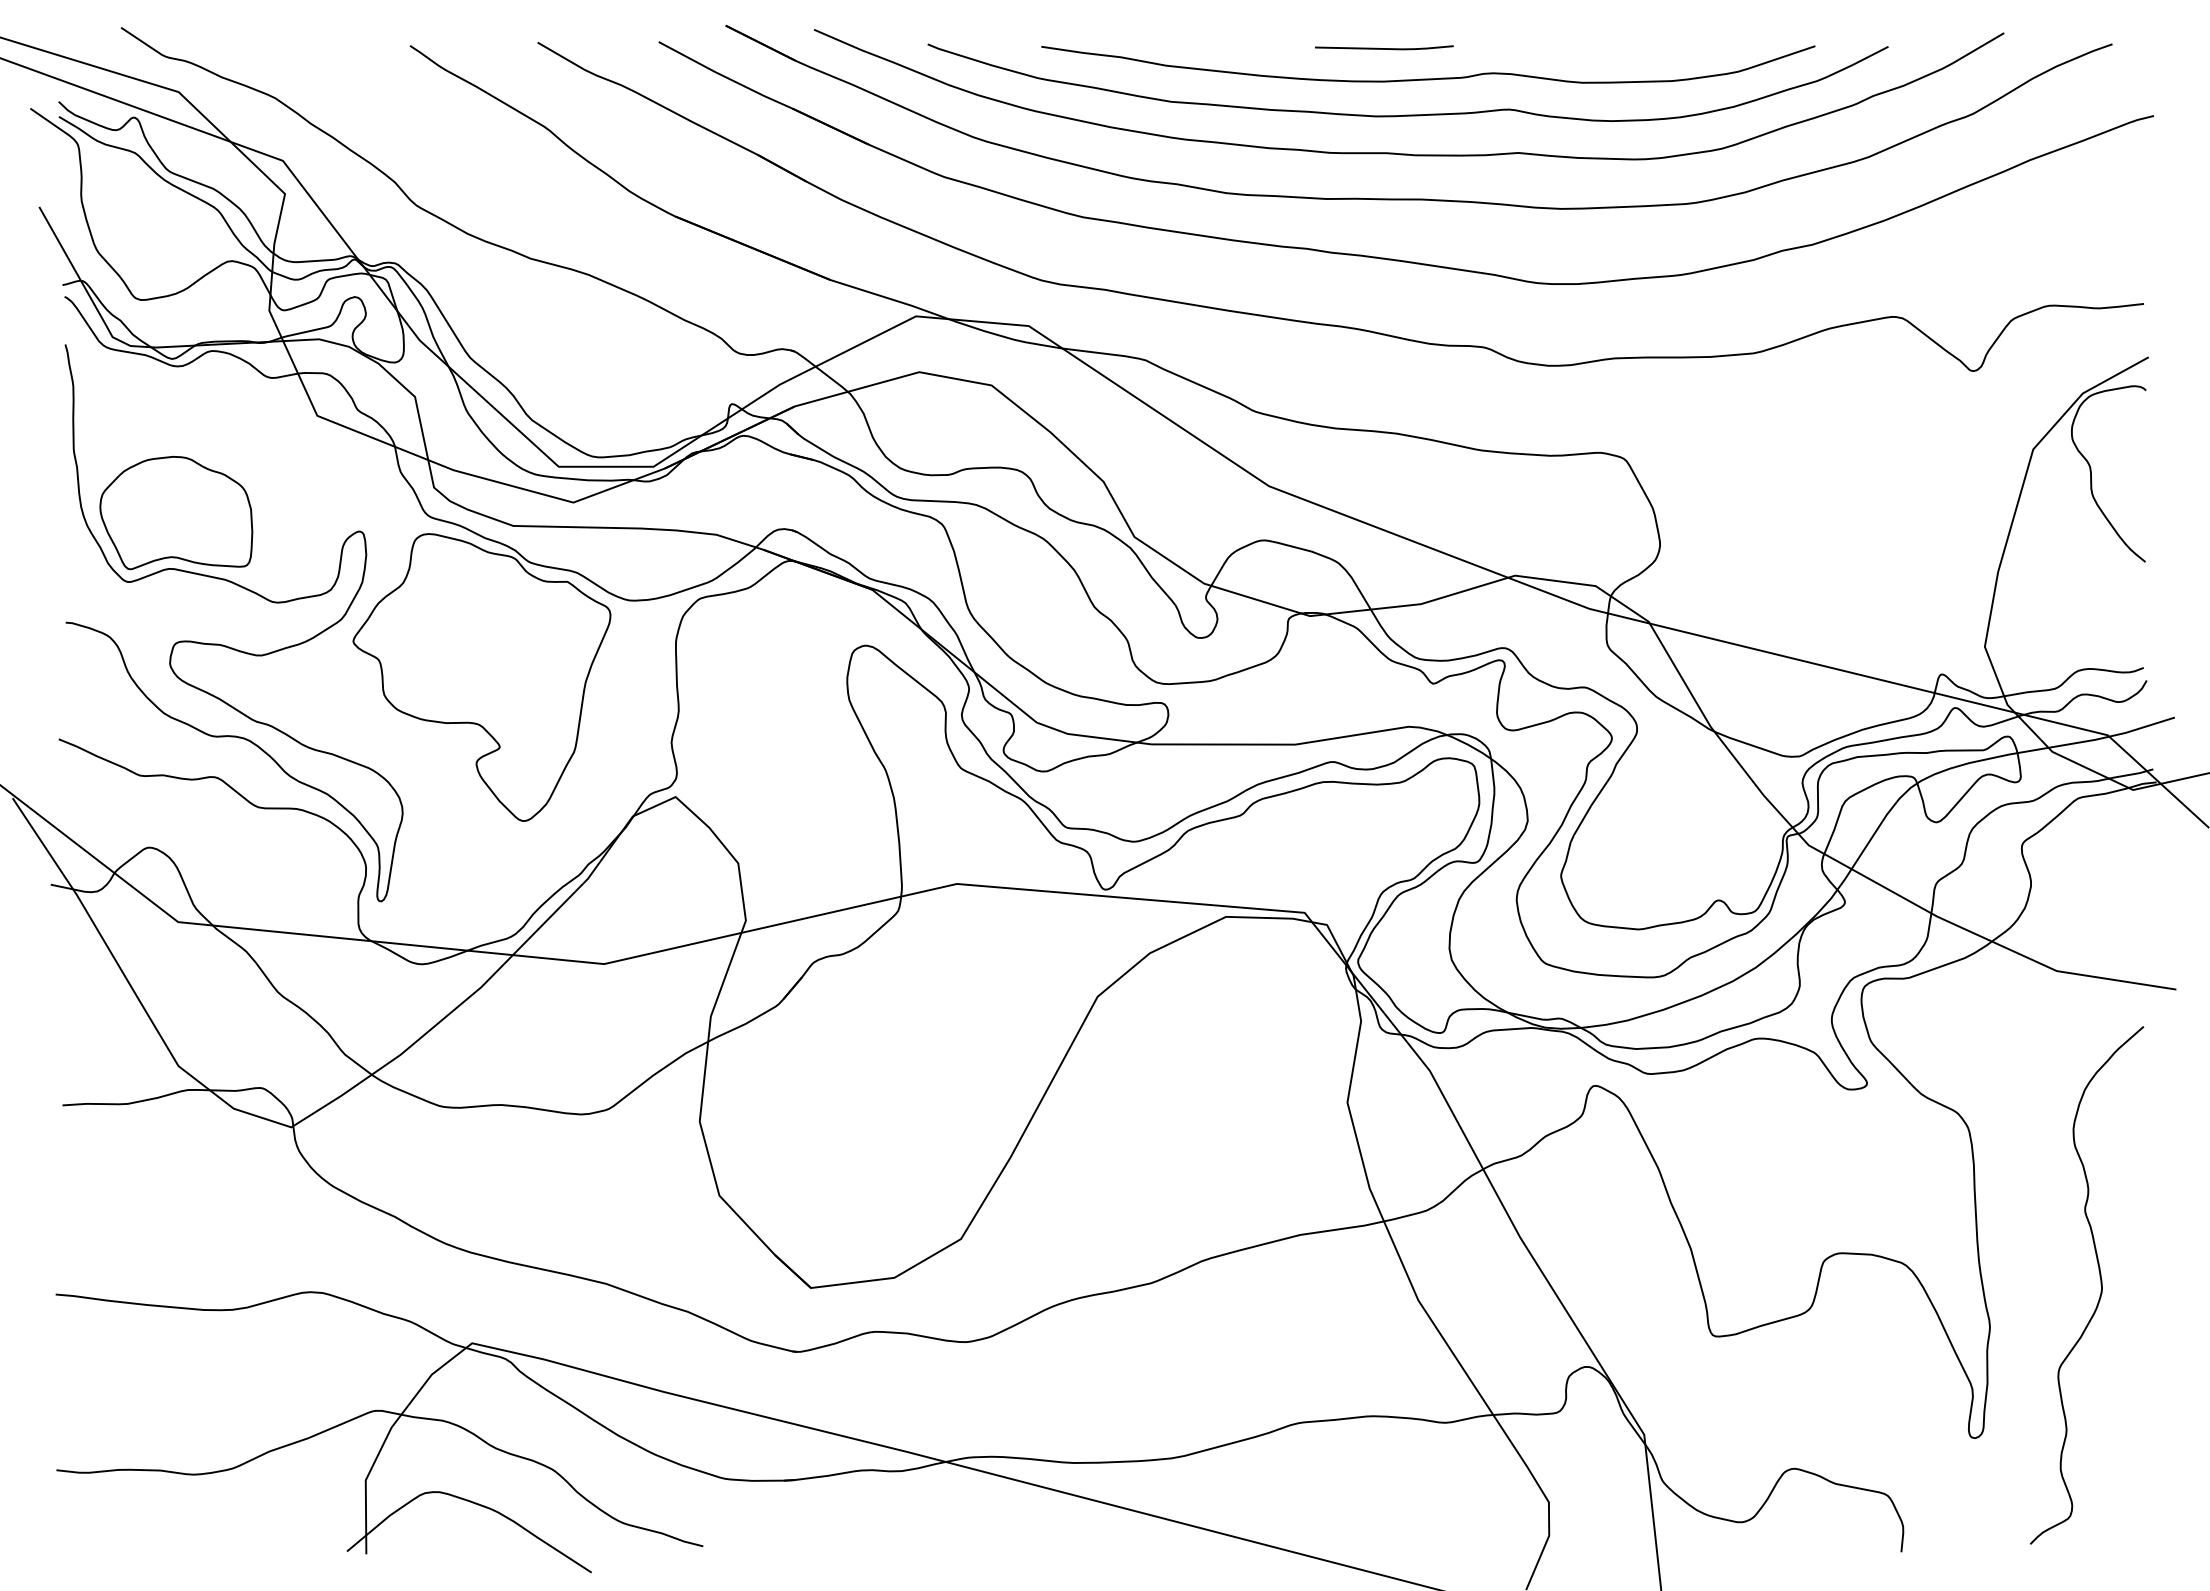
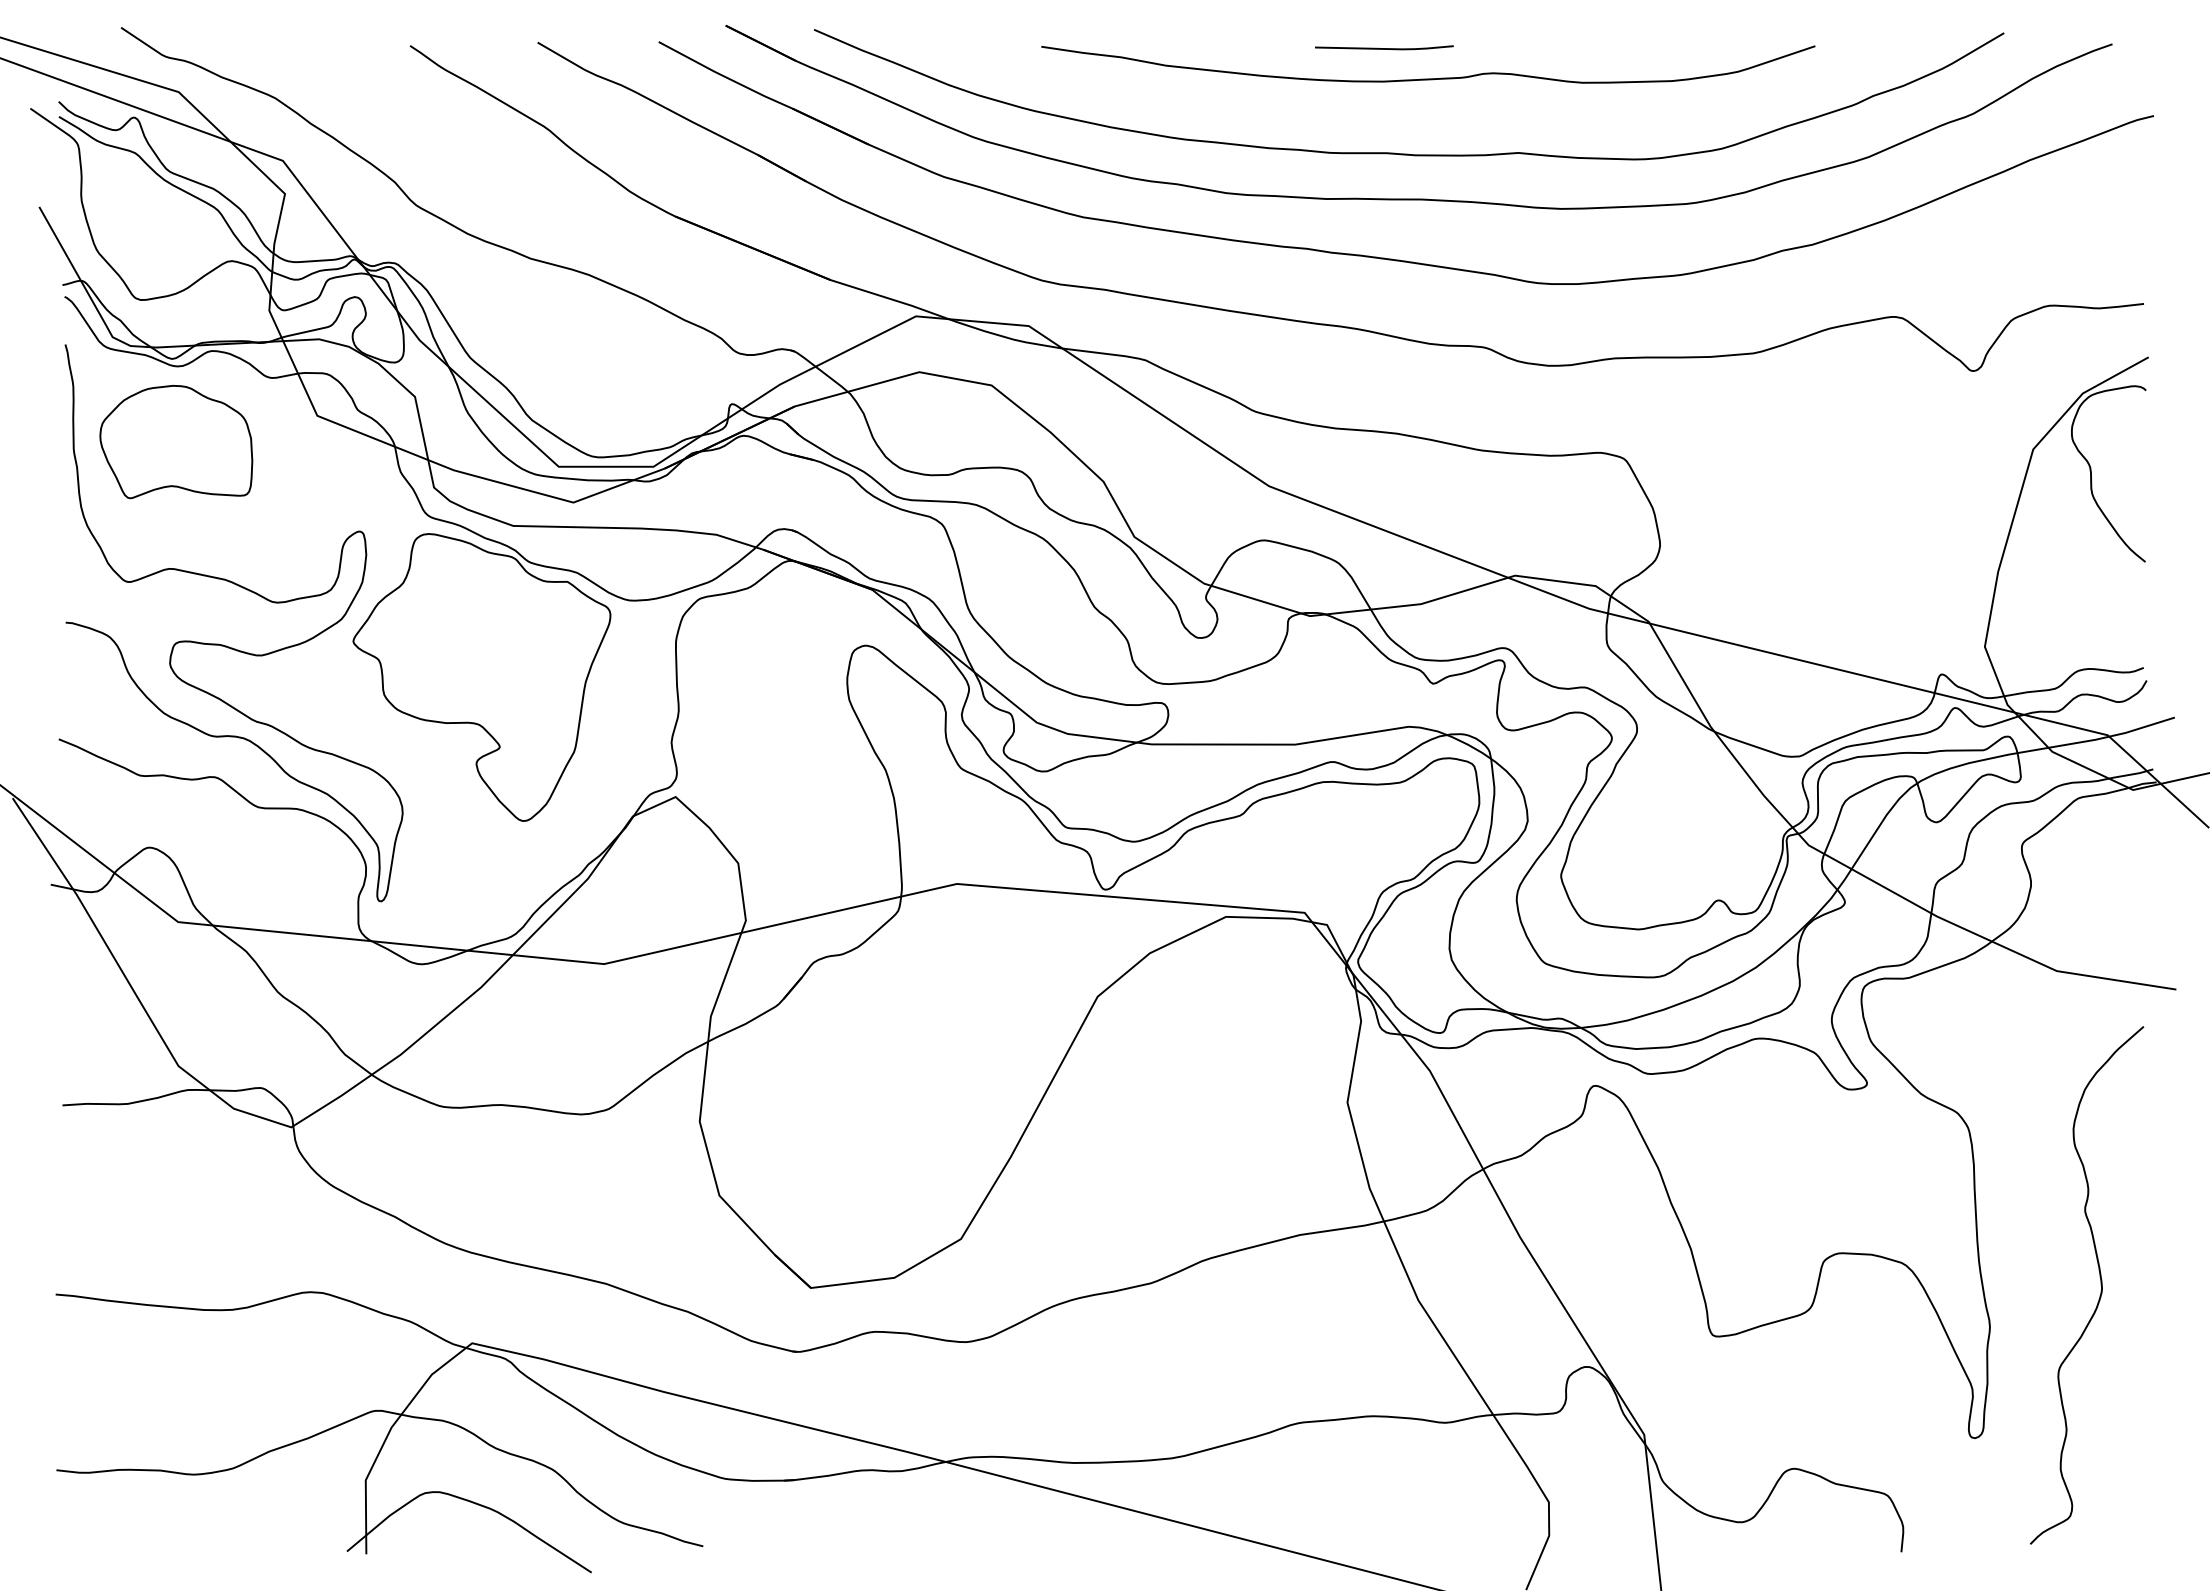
curve: present -> none (1407, 114)
part position: (176, 513) -> (176, 442) (176, 442)
